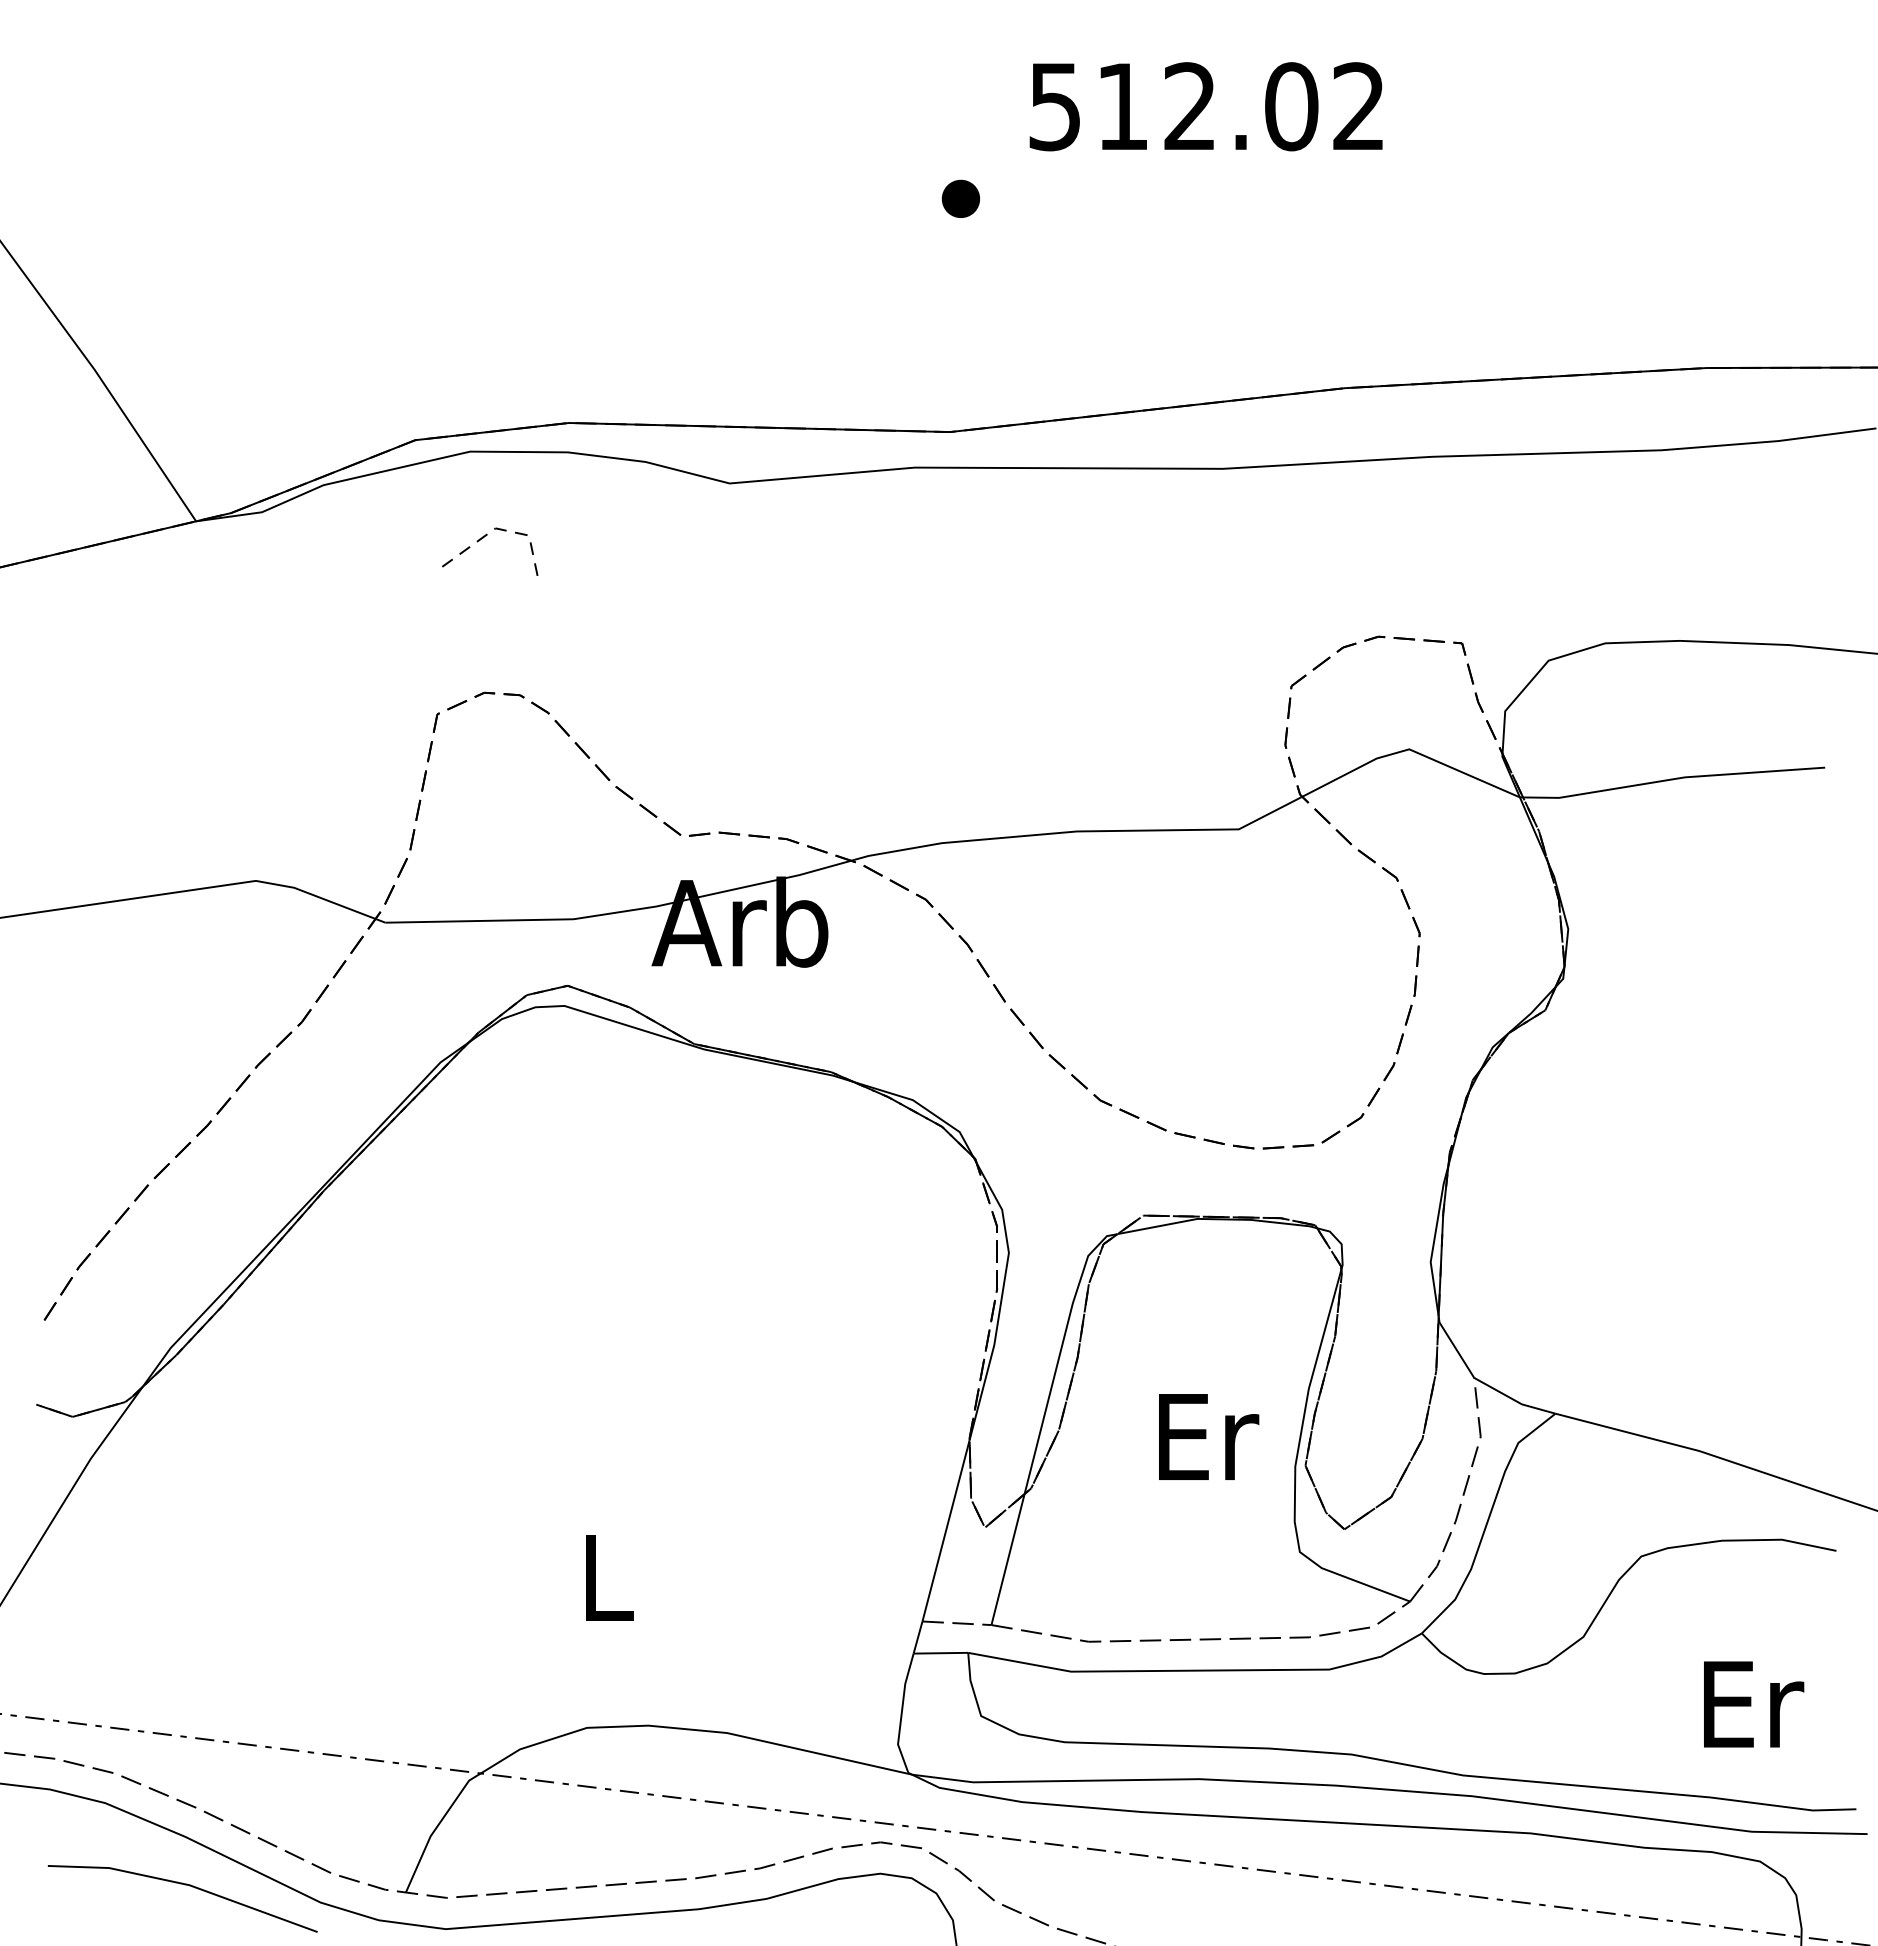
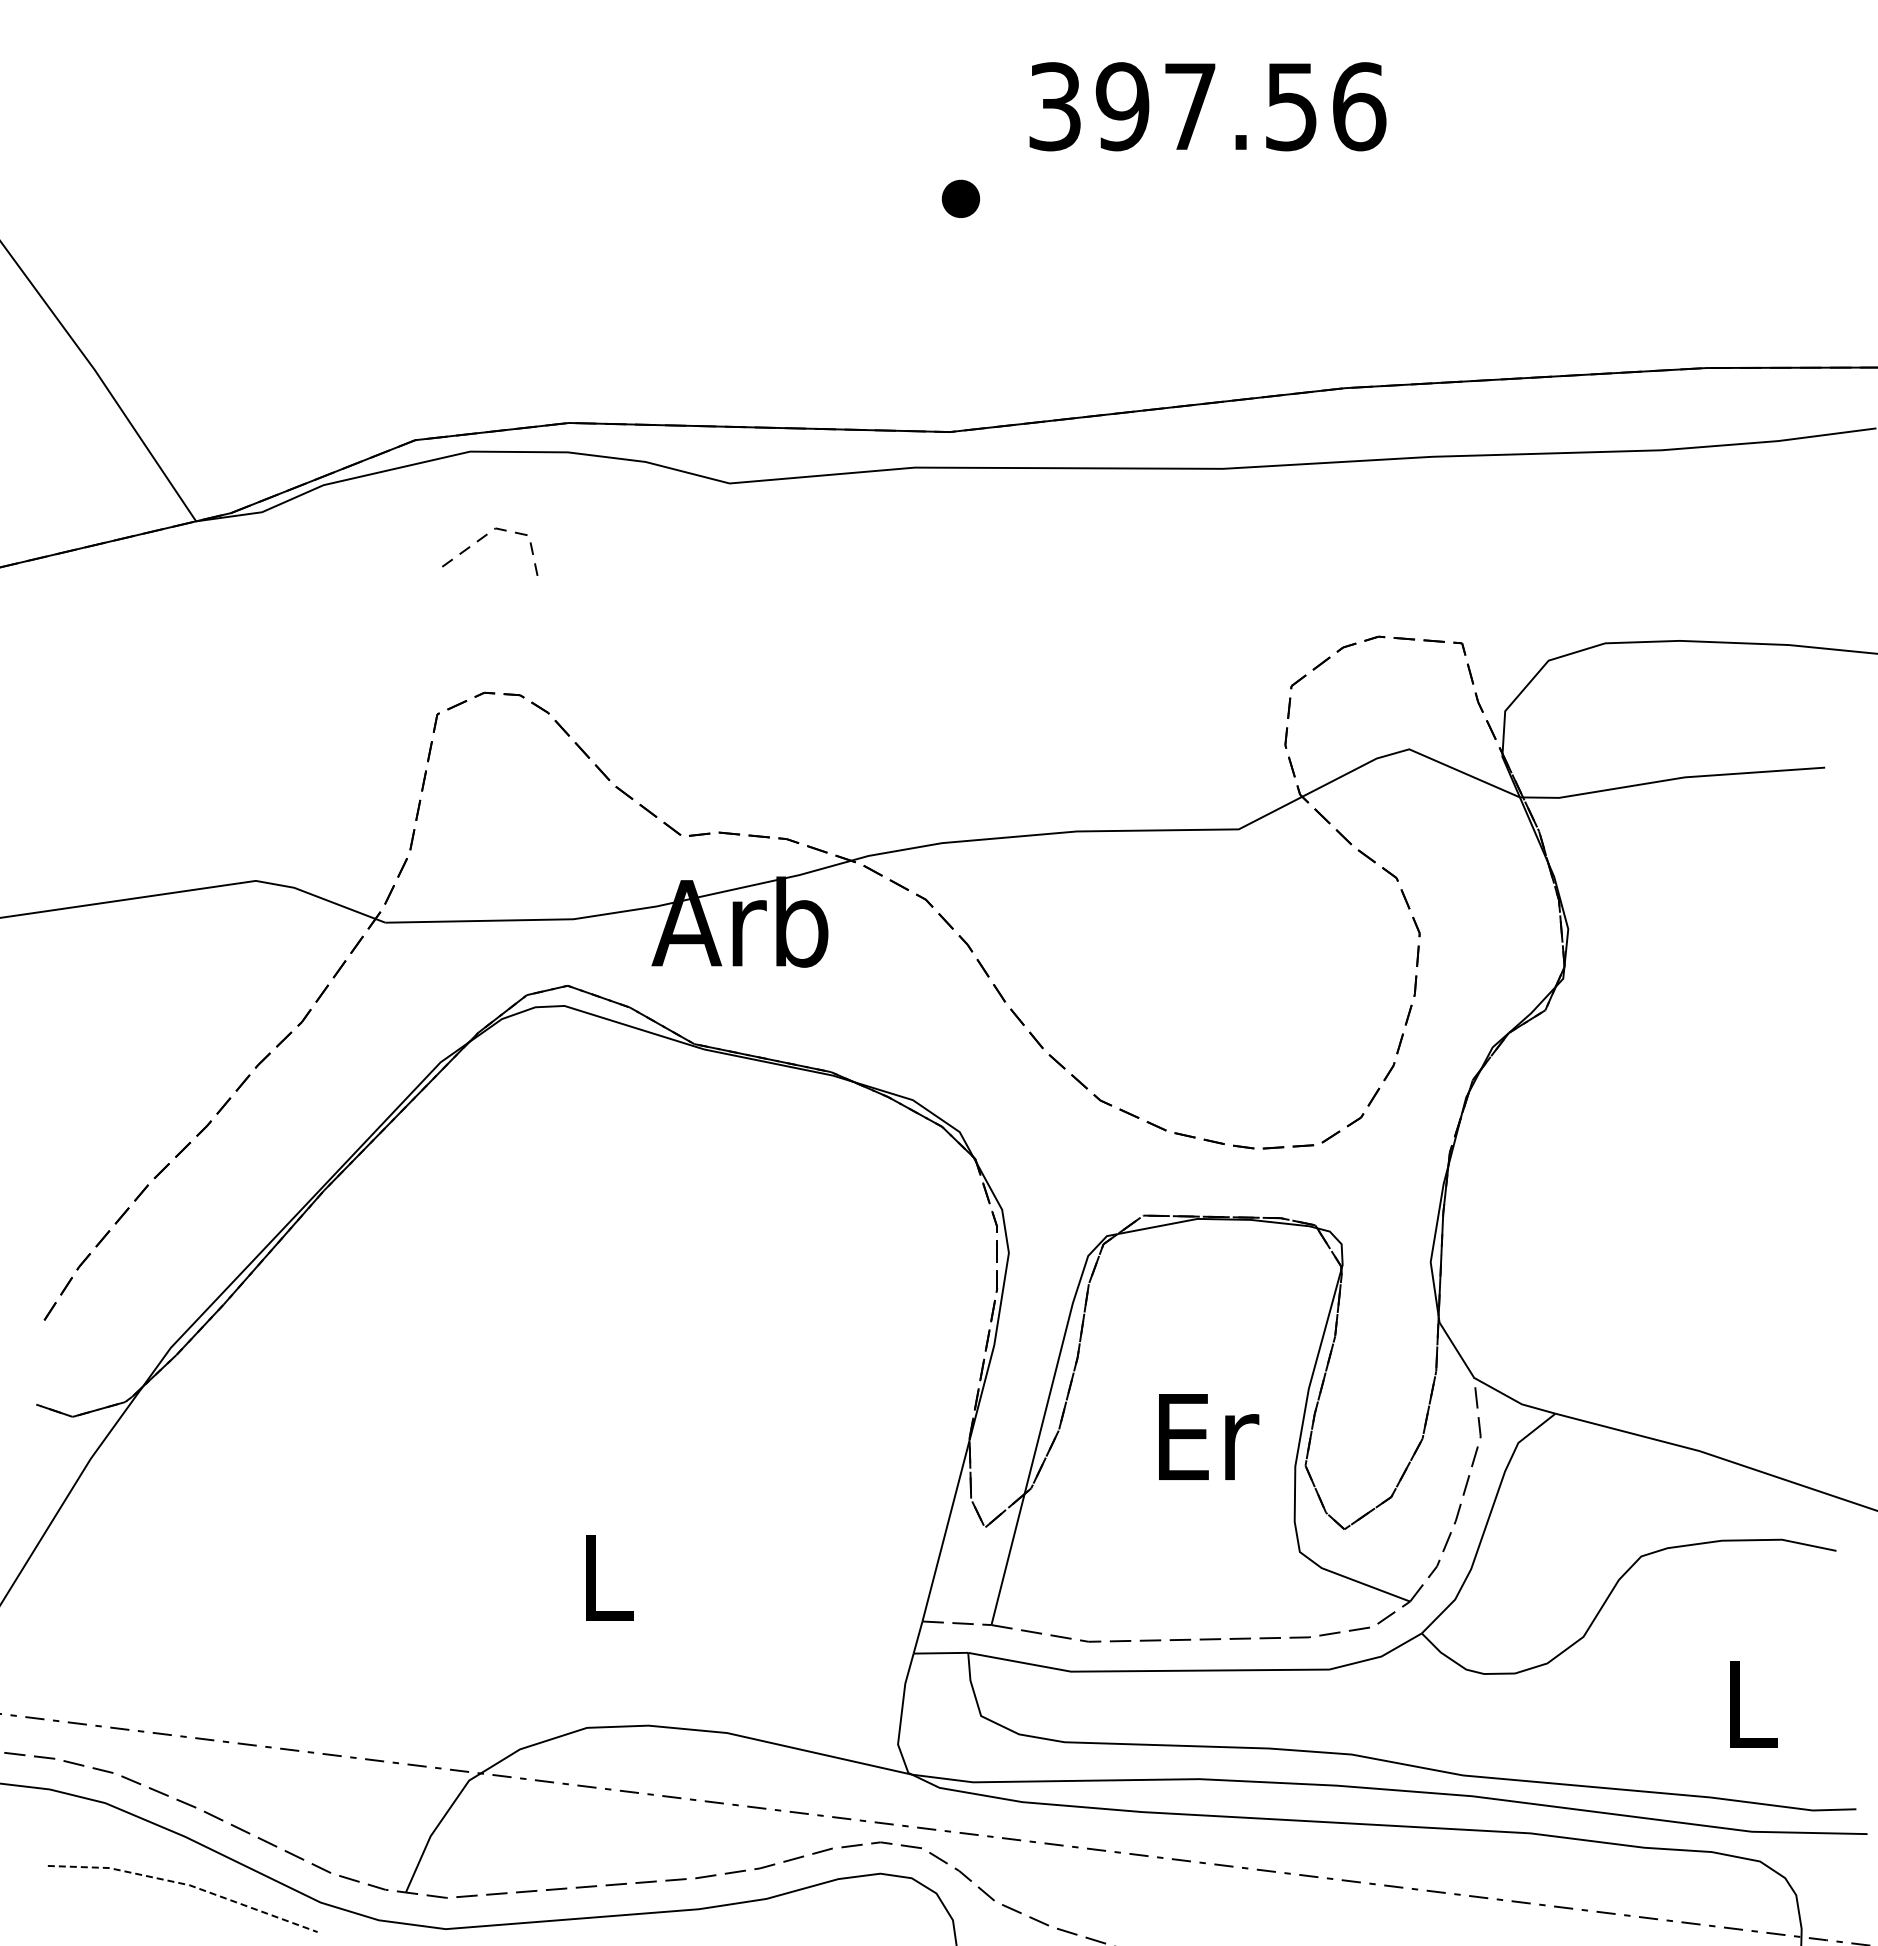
text: 512.02 -> 397.56 (1207, 106)
text: Er -> L (1754, 1704)
line: solid -> dashed (185, 1884)
